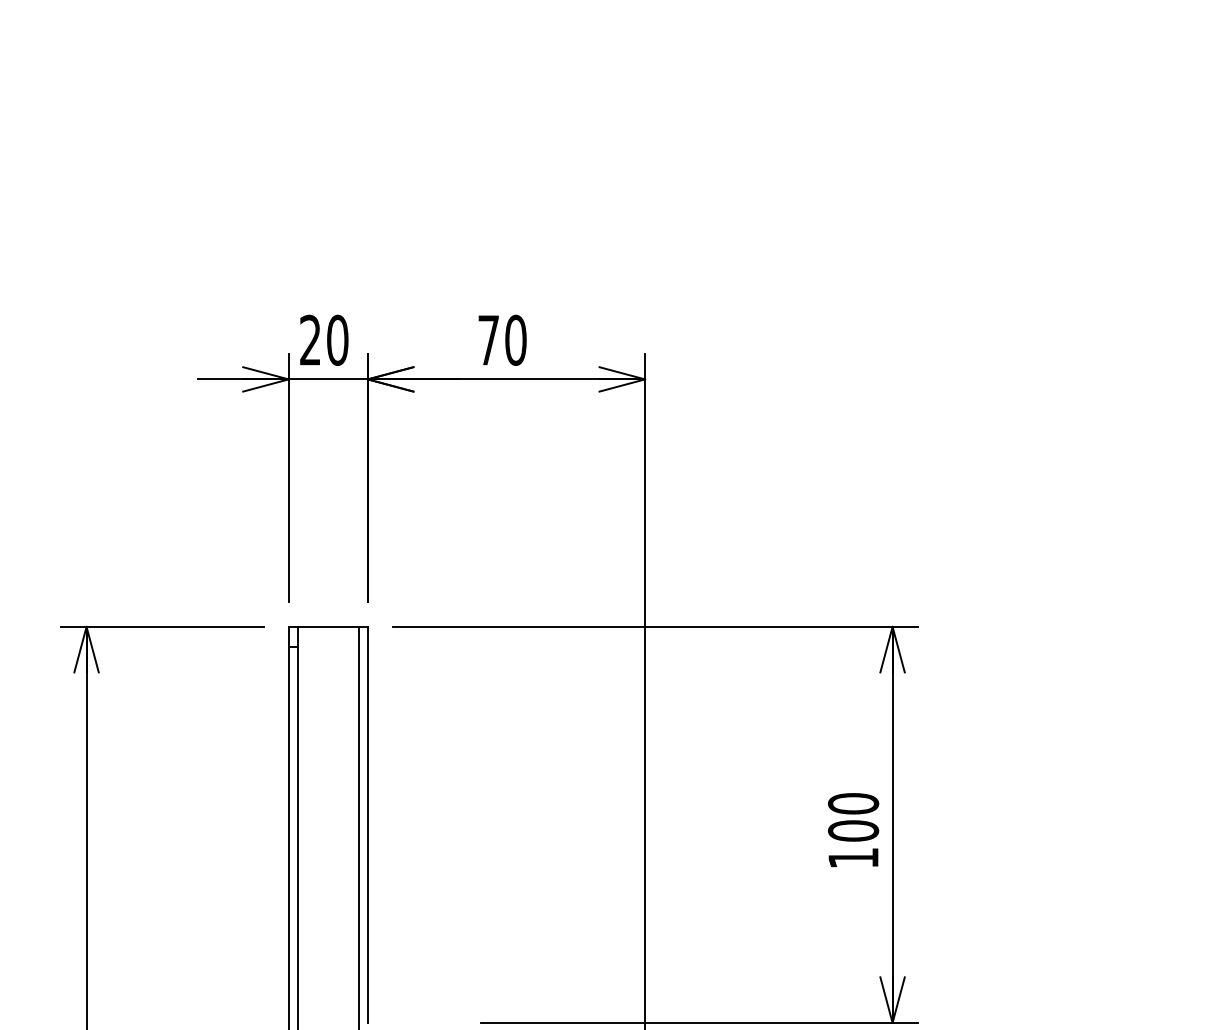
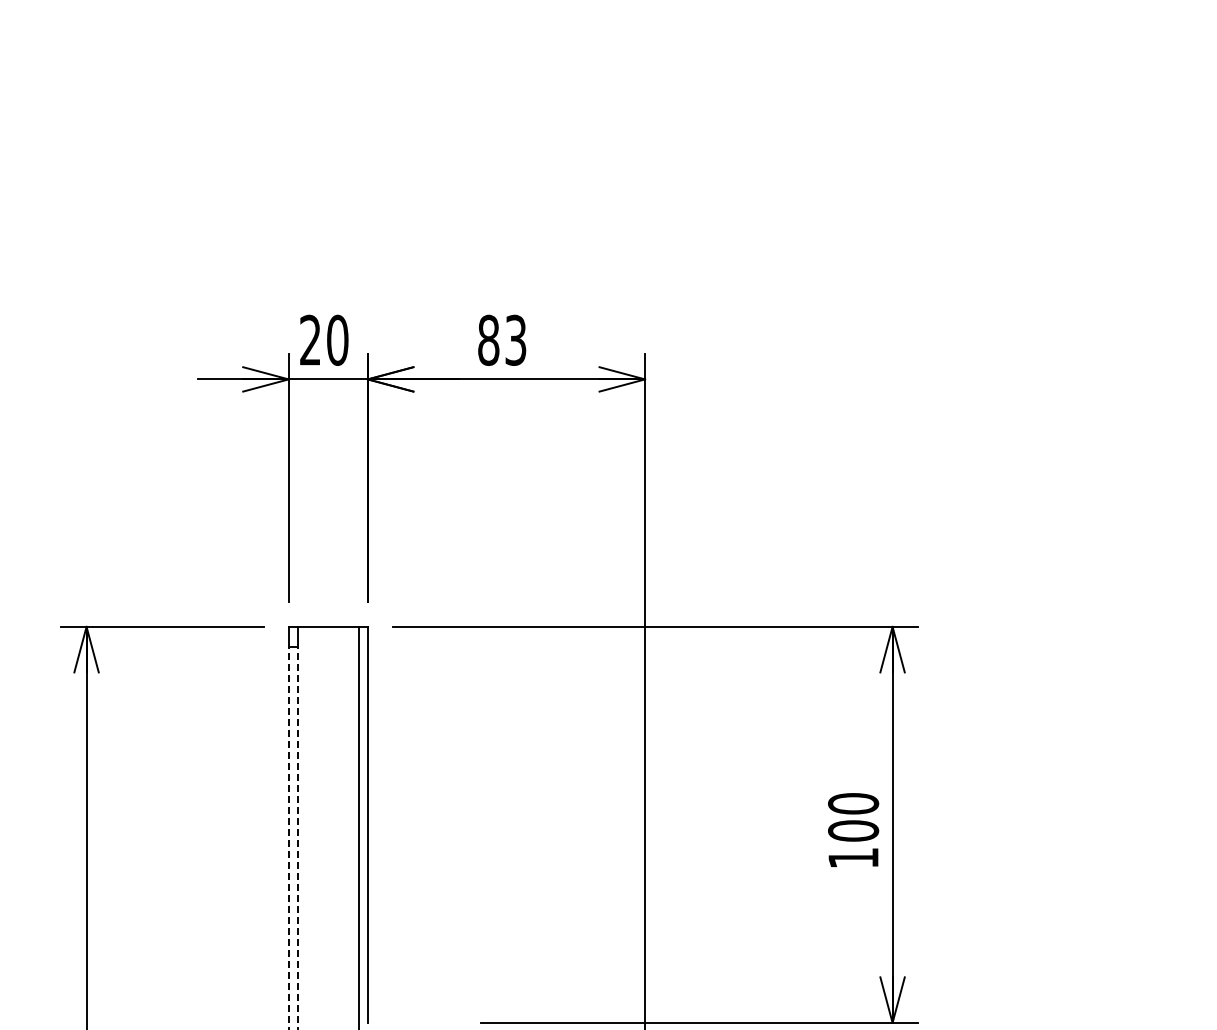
text: 70 -> 83 (502, 339)
line: solid -> dashed (288, 837)
line: solid -> dashed (297, 837)
